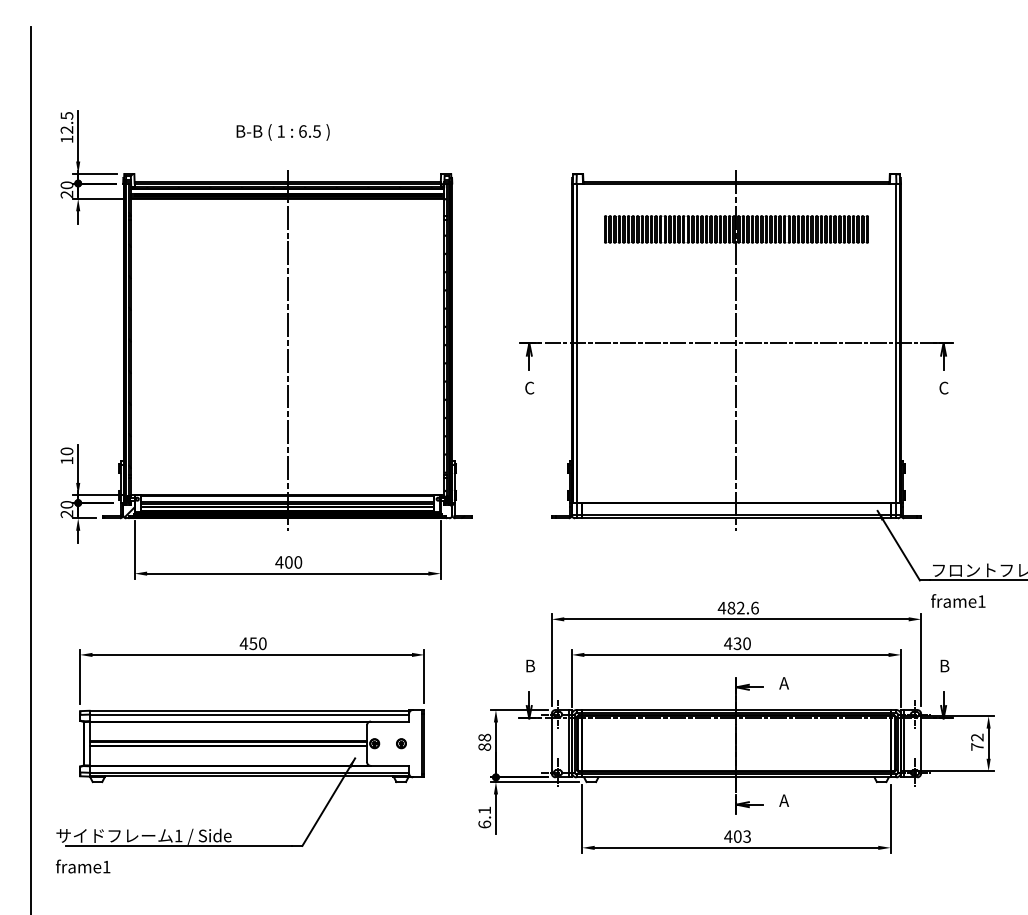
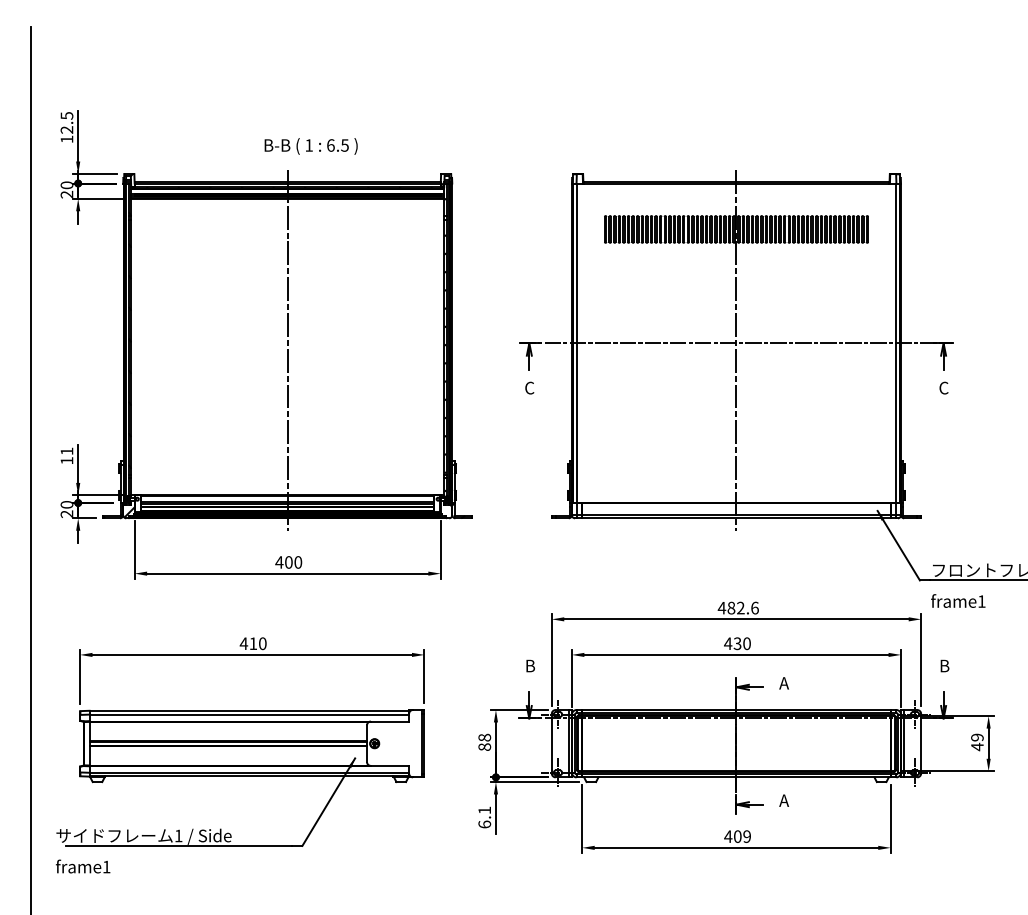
text position: (282, 132) -> (310, 146) (310, 146)
text: 10 -> 11 (66, 451)
text: 450 -> 410 (253, 643)
text: 72 -> 49 (977, 742)
part: present -> none (401, 743)
text: 403 -> 409 (746, 836)
